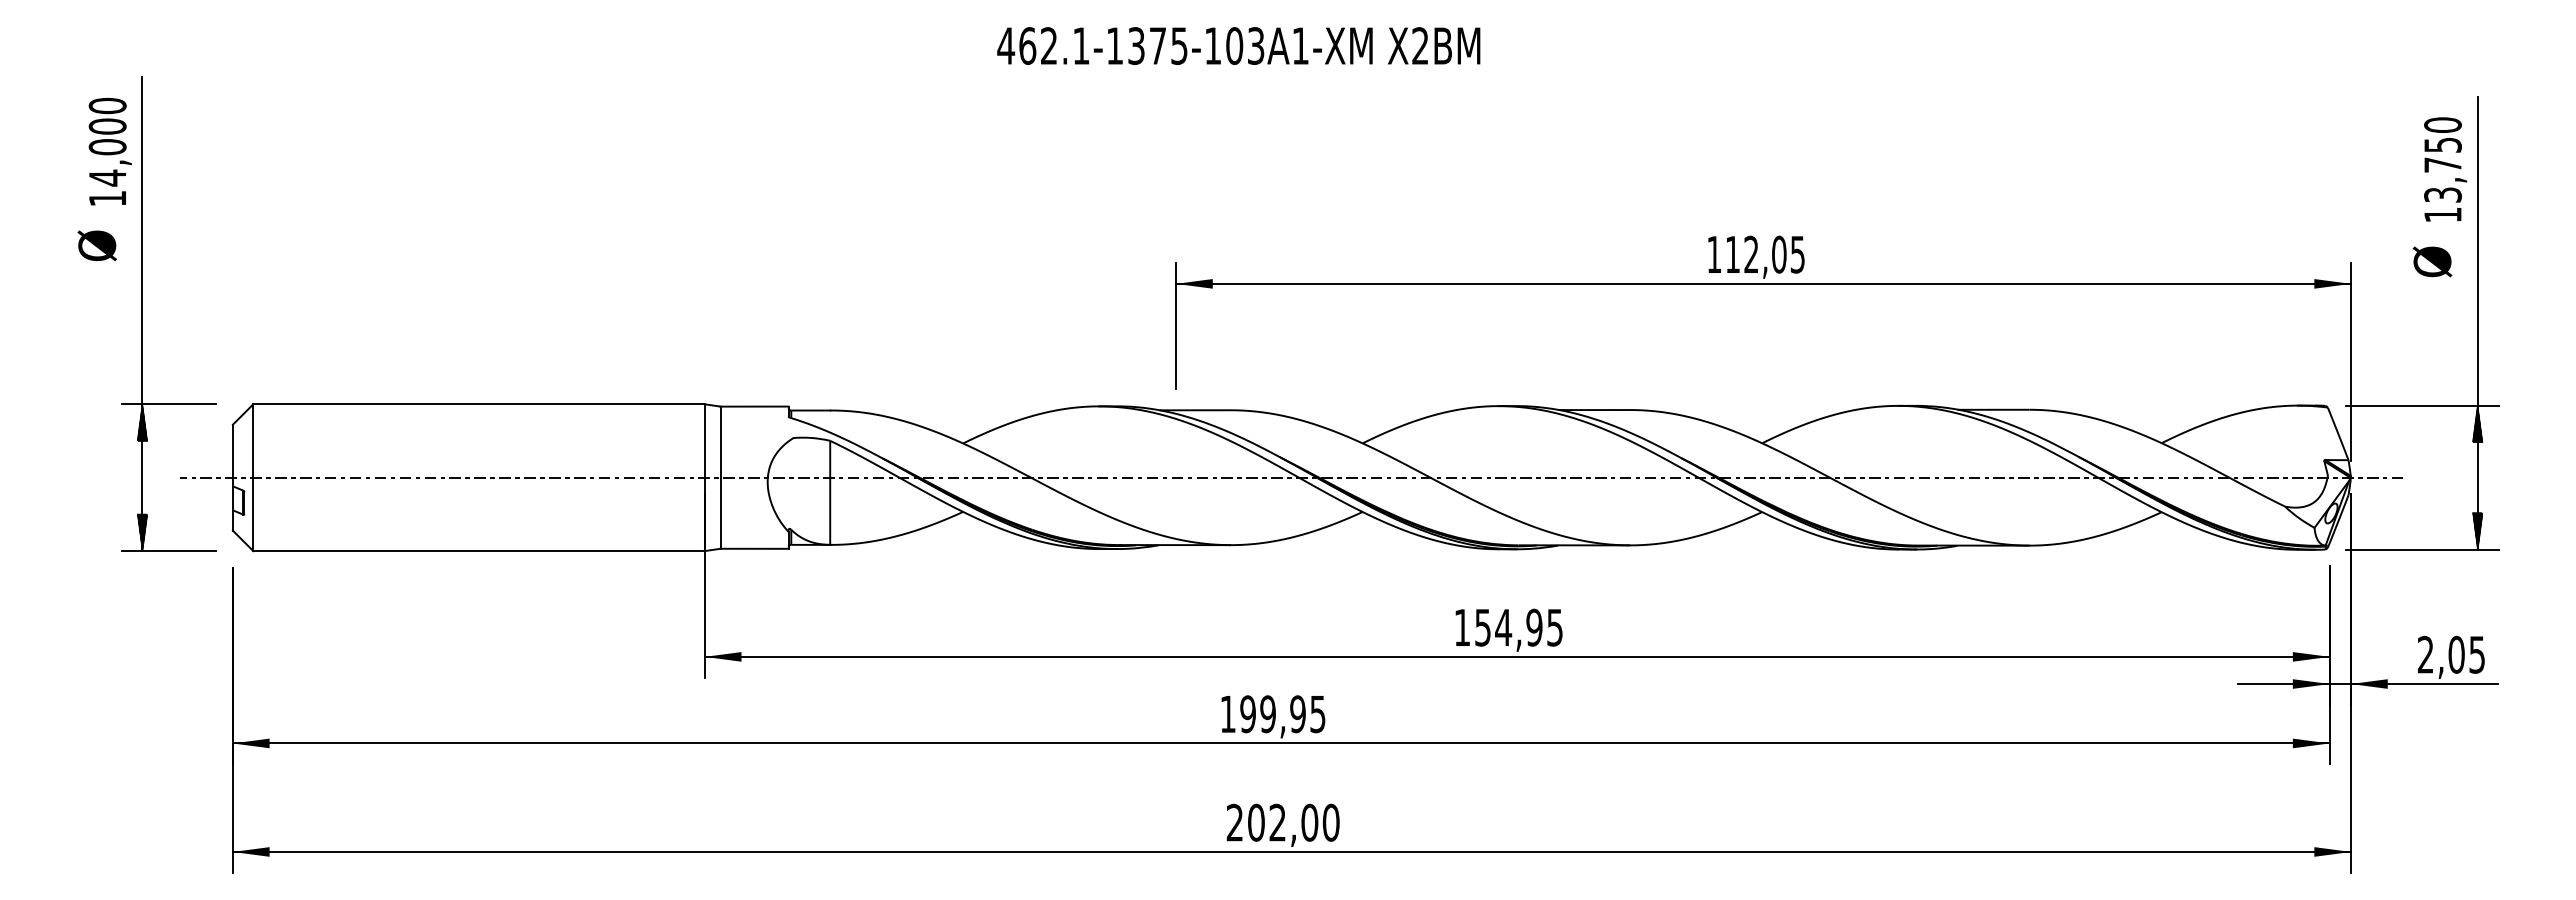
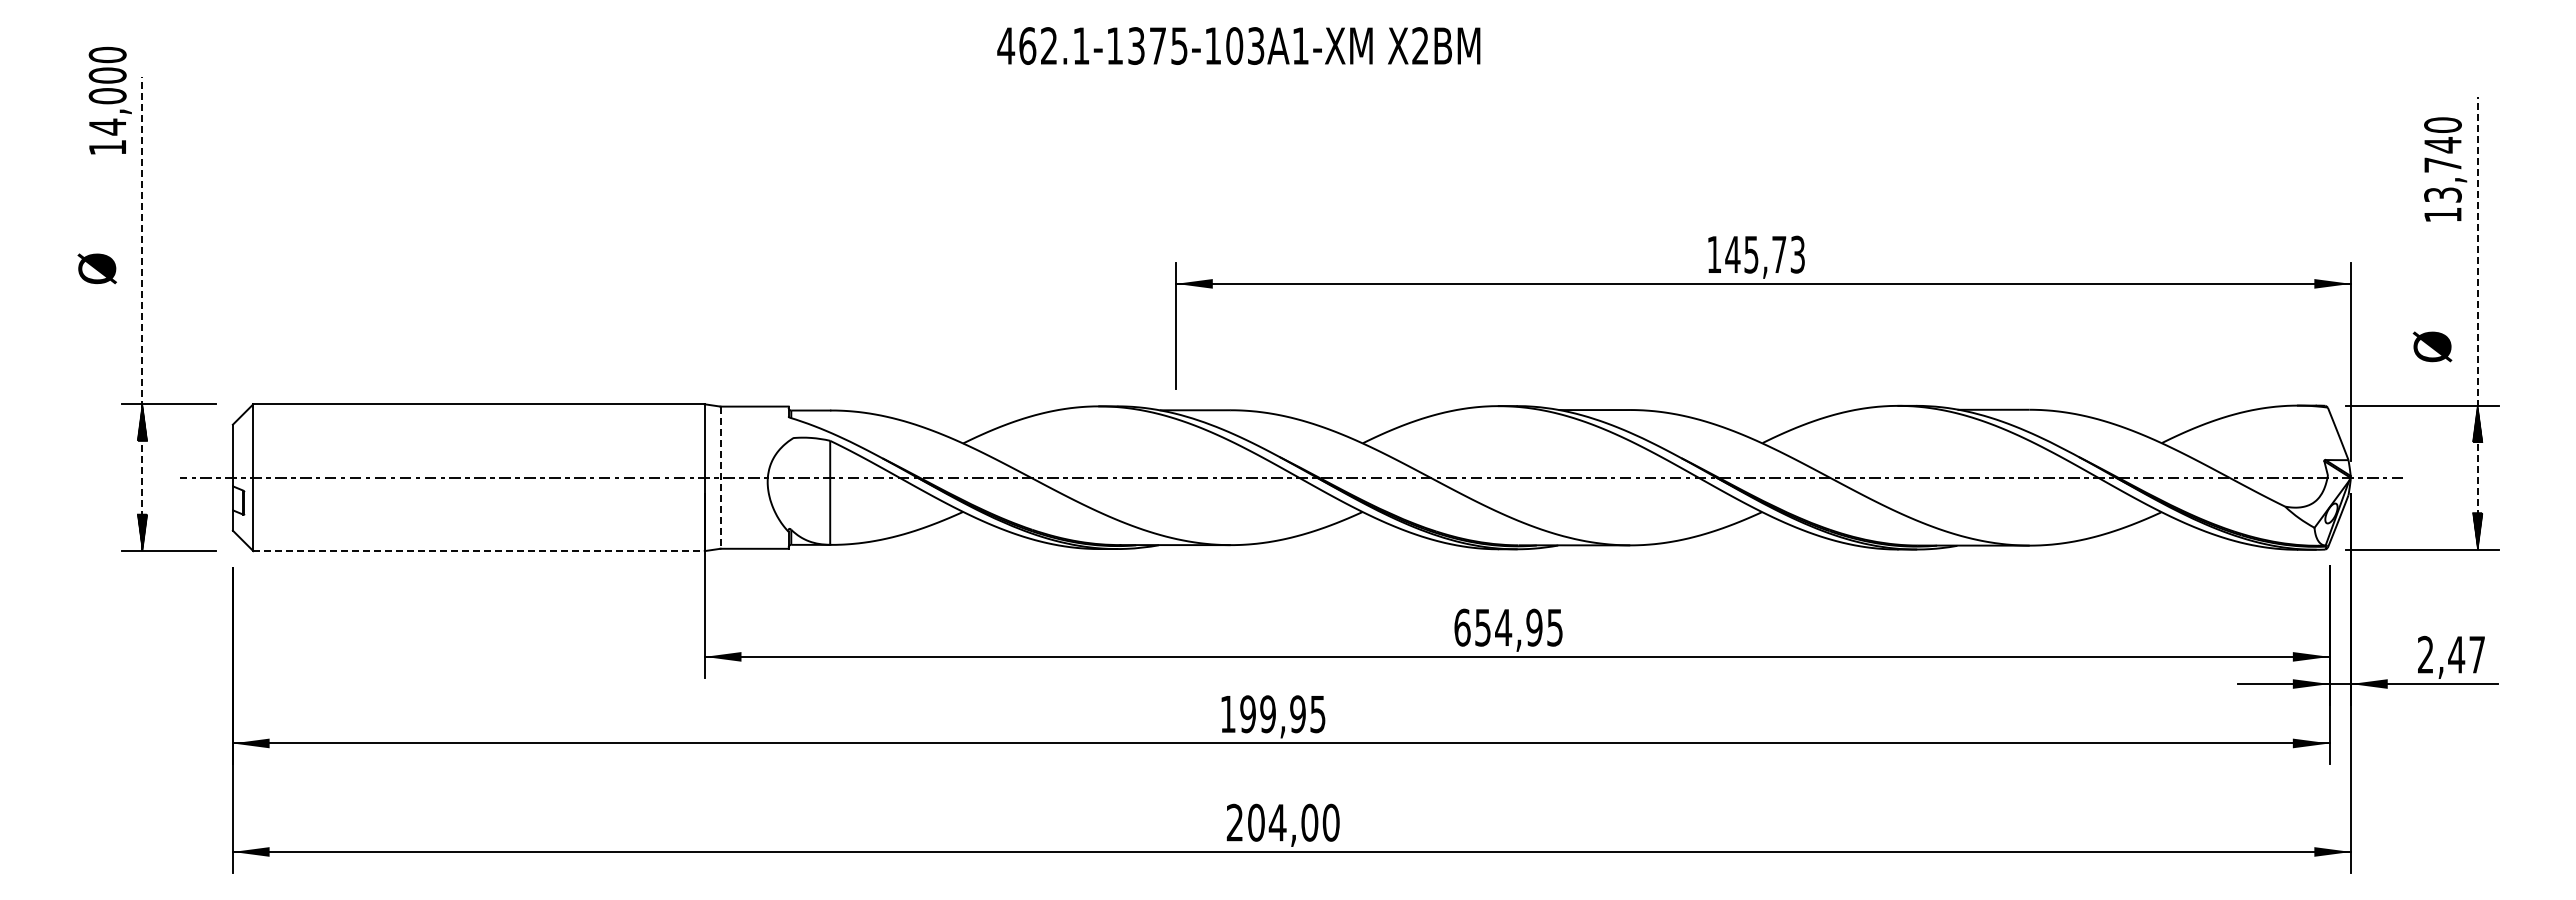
text: 13,750 -> 13,740 (2442, 145)
text position: (109, 151) -> (109, 100) (109, 100)
text position: (96, 245) -> (96, 268) (96, 268)
text: 112,05 -> 145,73 (1764, 254)
text position: (2432, 261) -> (2432, 346) (2432, 346)
line: solid -> dashed (142, 313)
line: solid -> dashed (2477, 322)
line: solid -> dashed (720, 478)
line: solid -> dashed (479, 551)
text: 154,95 -> 654,95 (1462, 627)
text: 2,05 -> 2,47 (2466, 654)
text: 202,00 -> 204,00 (1277, 822)
